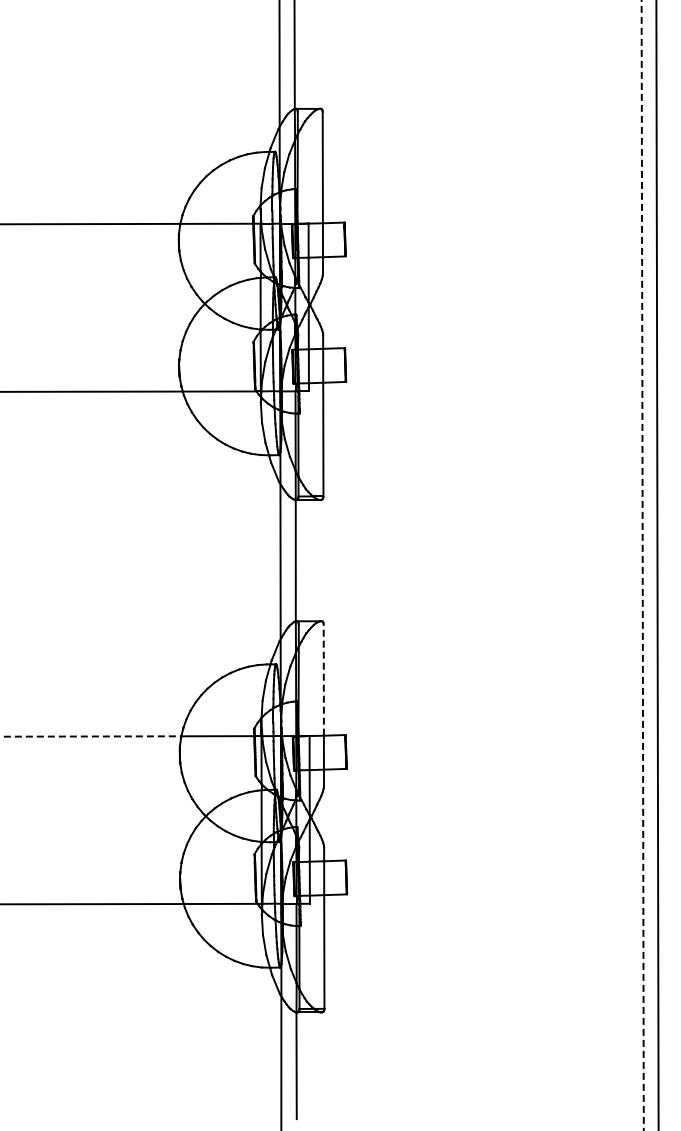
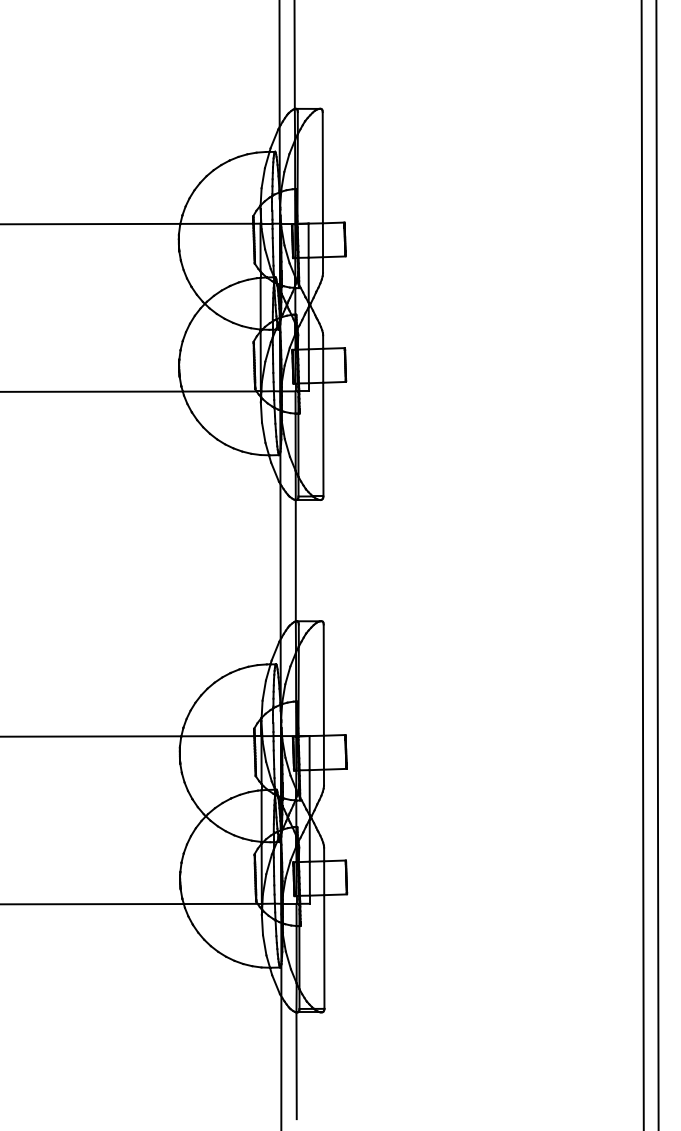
line: dashed -> solid (642, 565)
line: dashed -> solid (323, 680)
line: dashed -> solid (91, 736)
